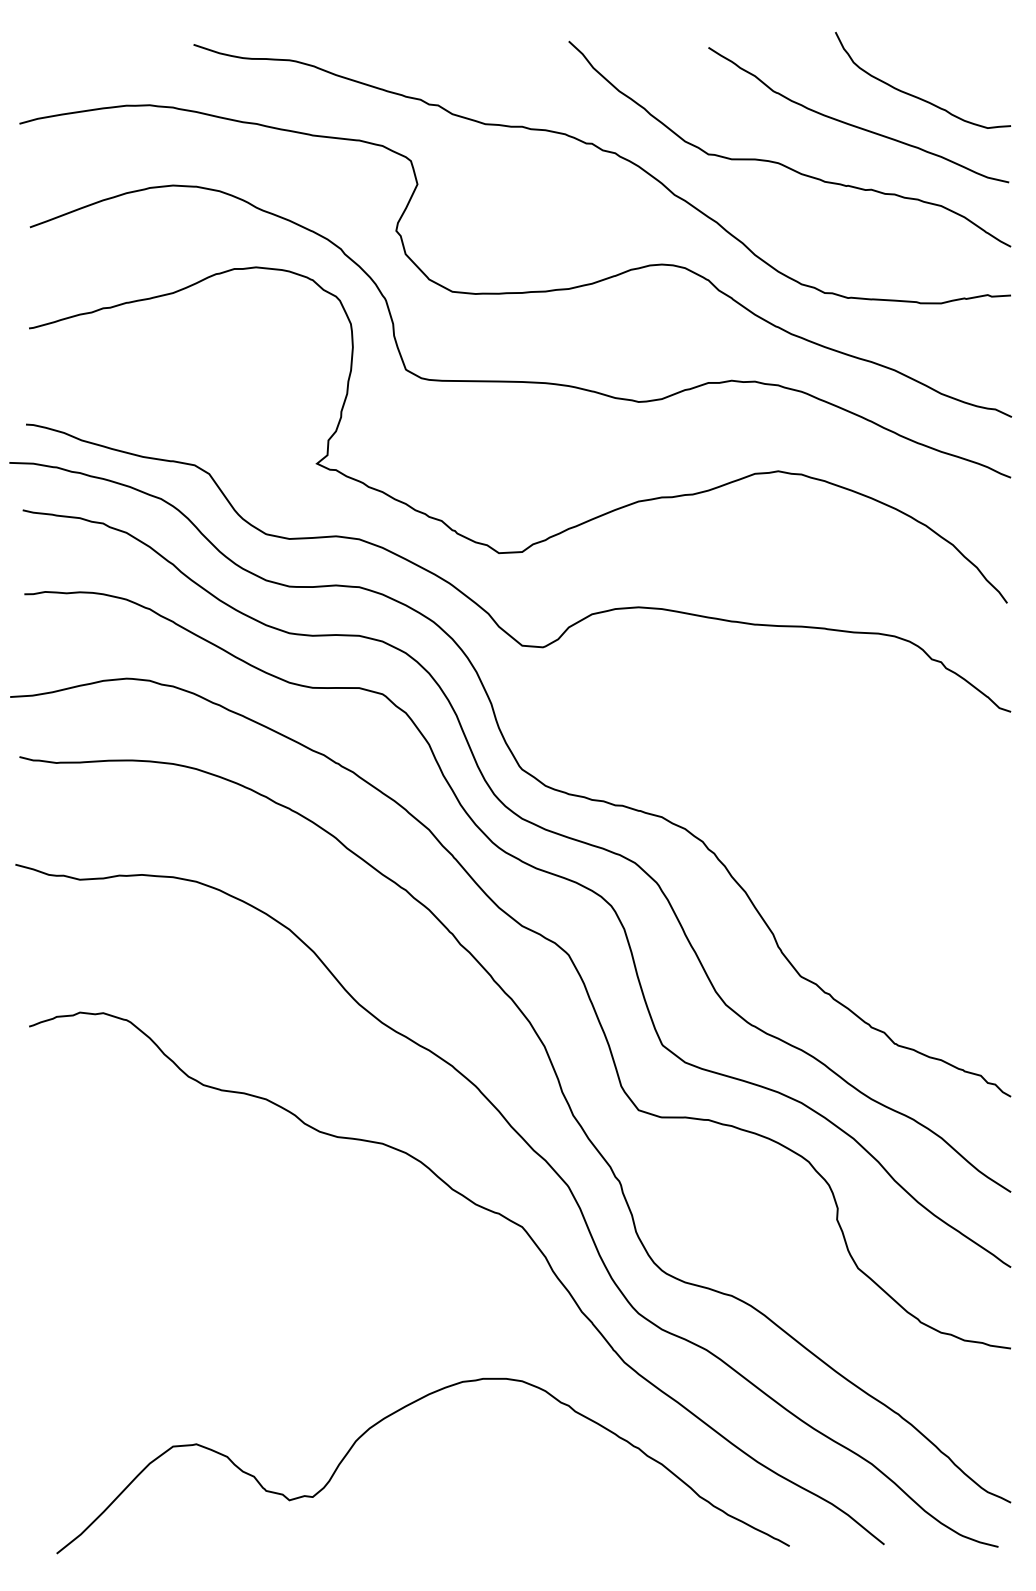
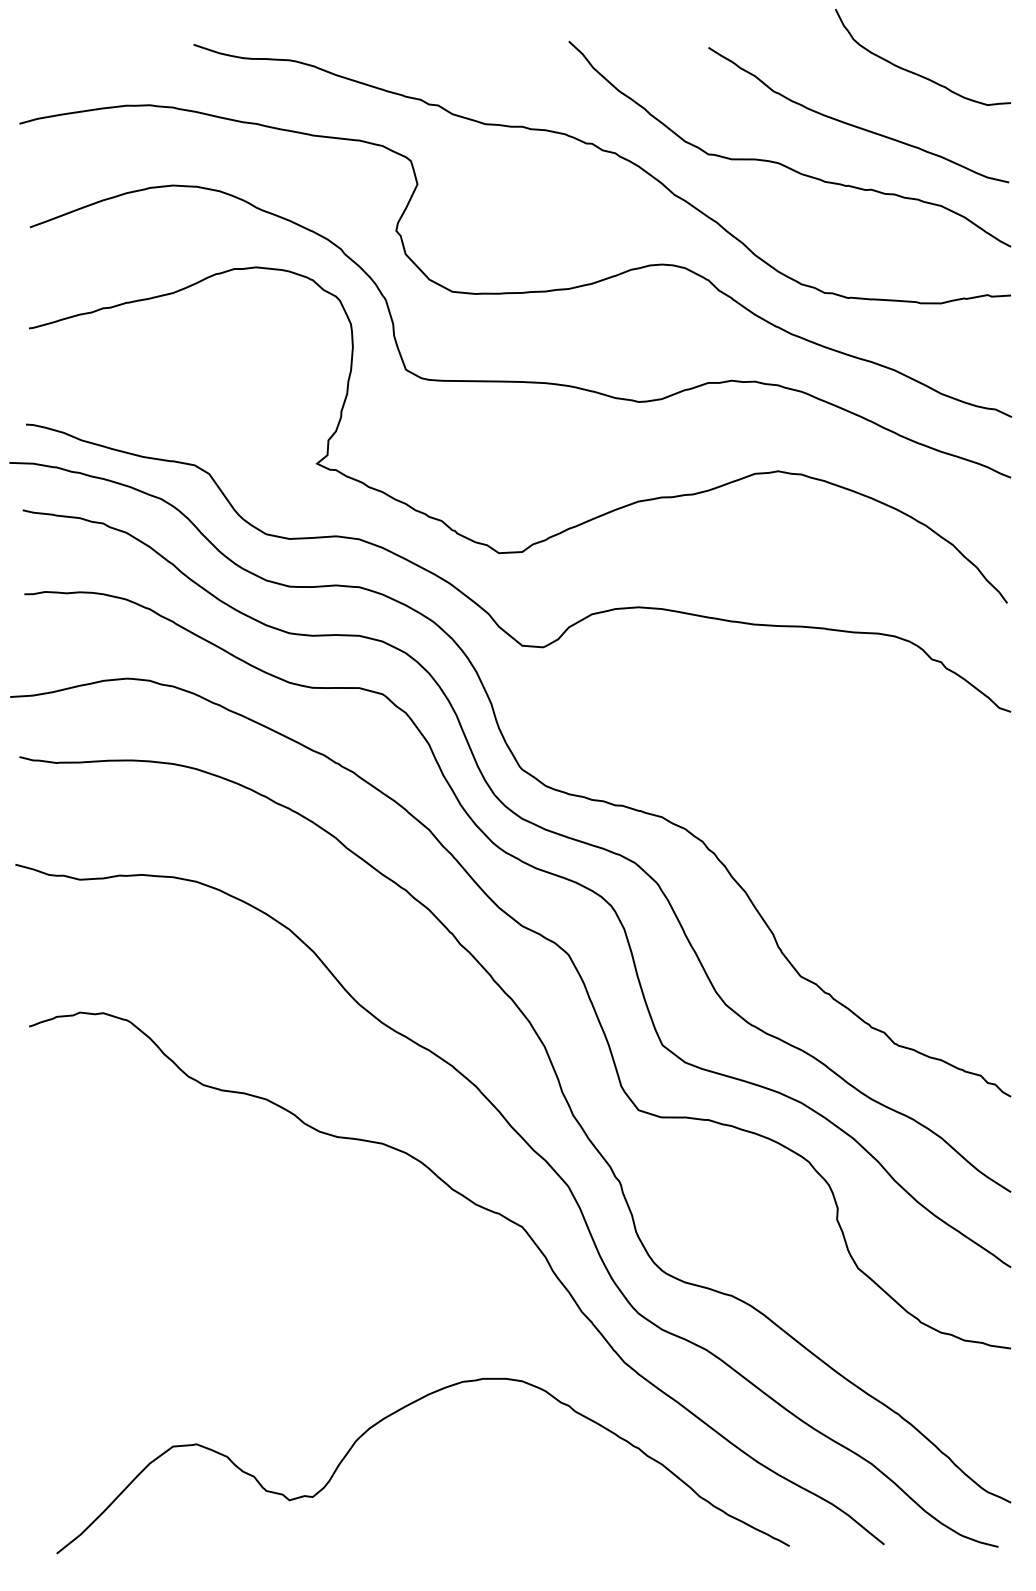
curve position: (915, 95) -> (915, 72) (915, 72)
